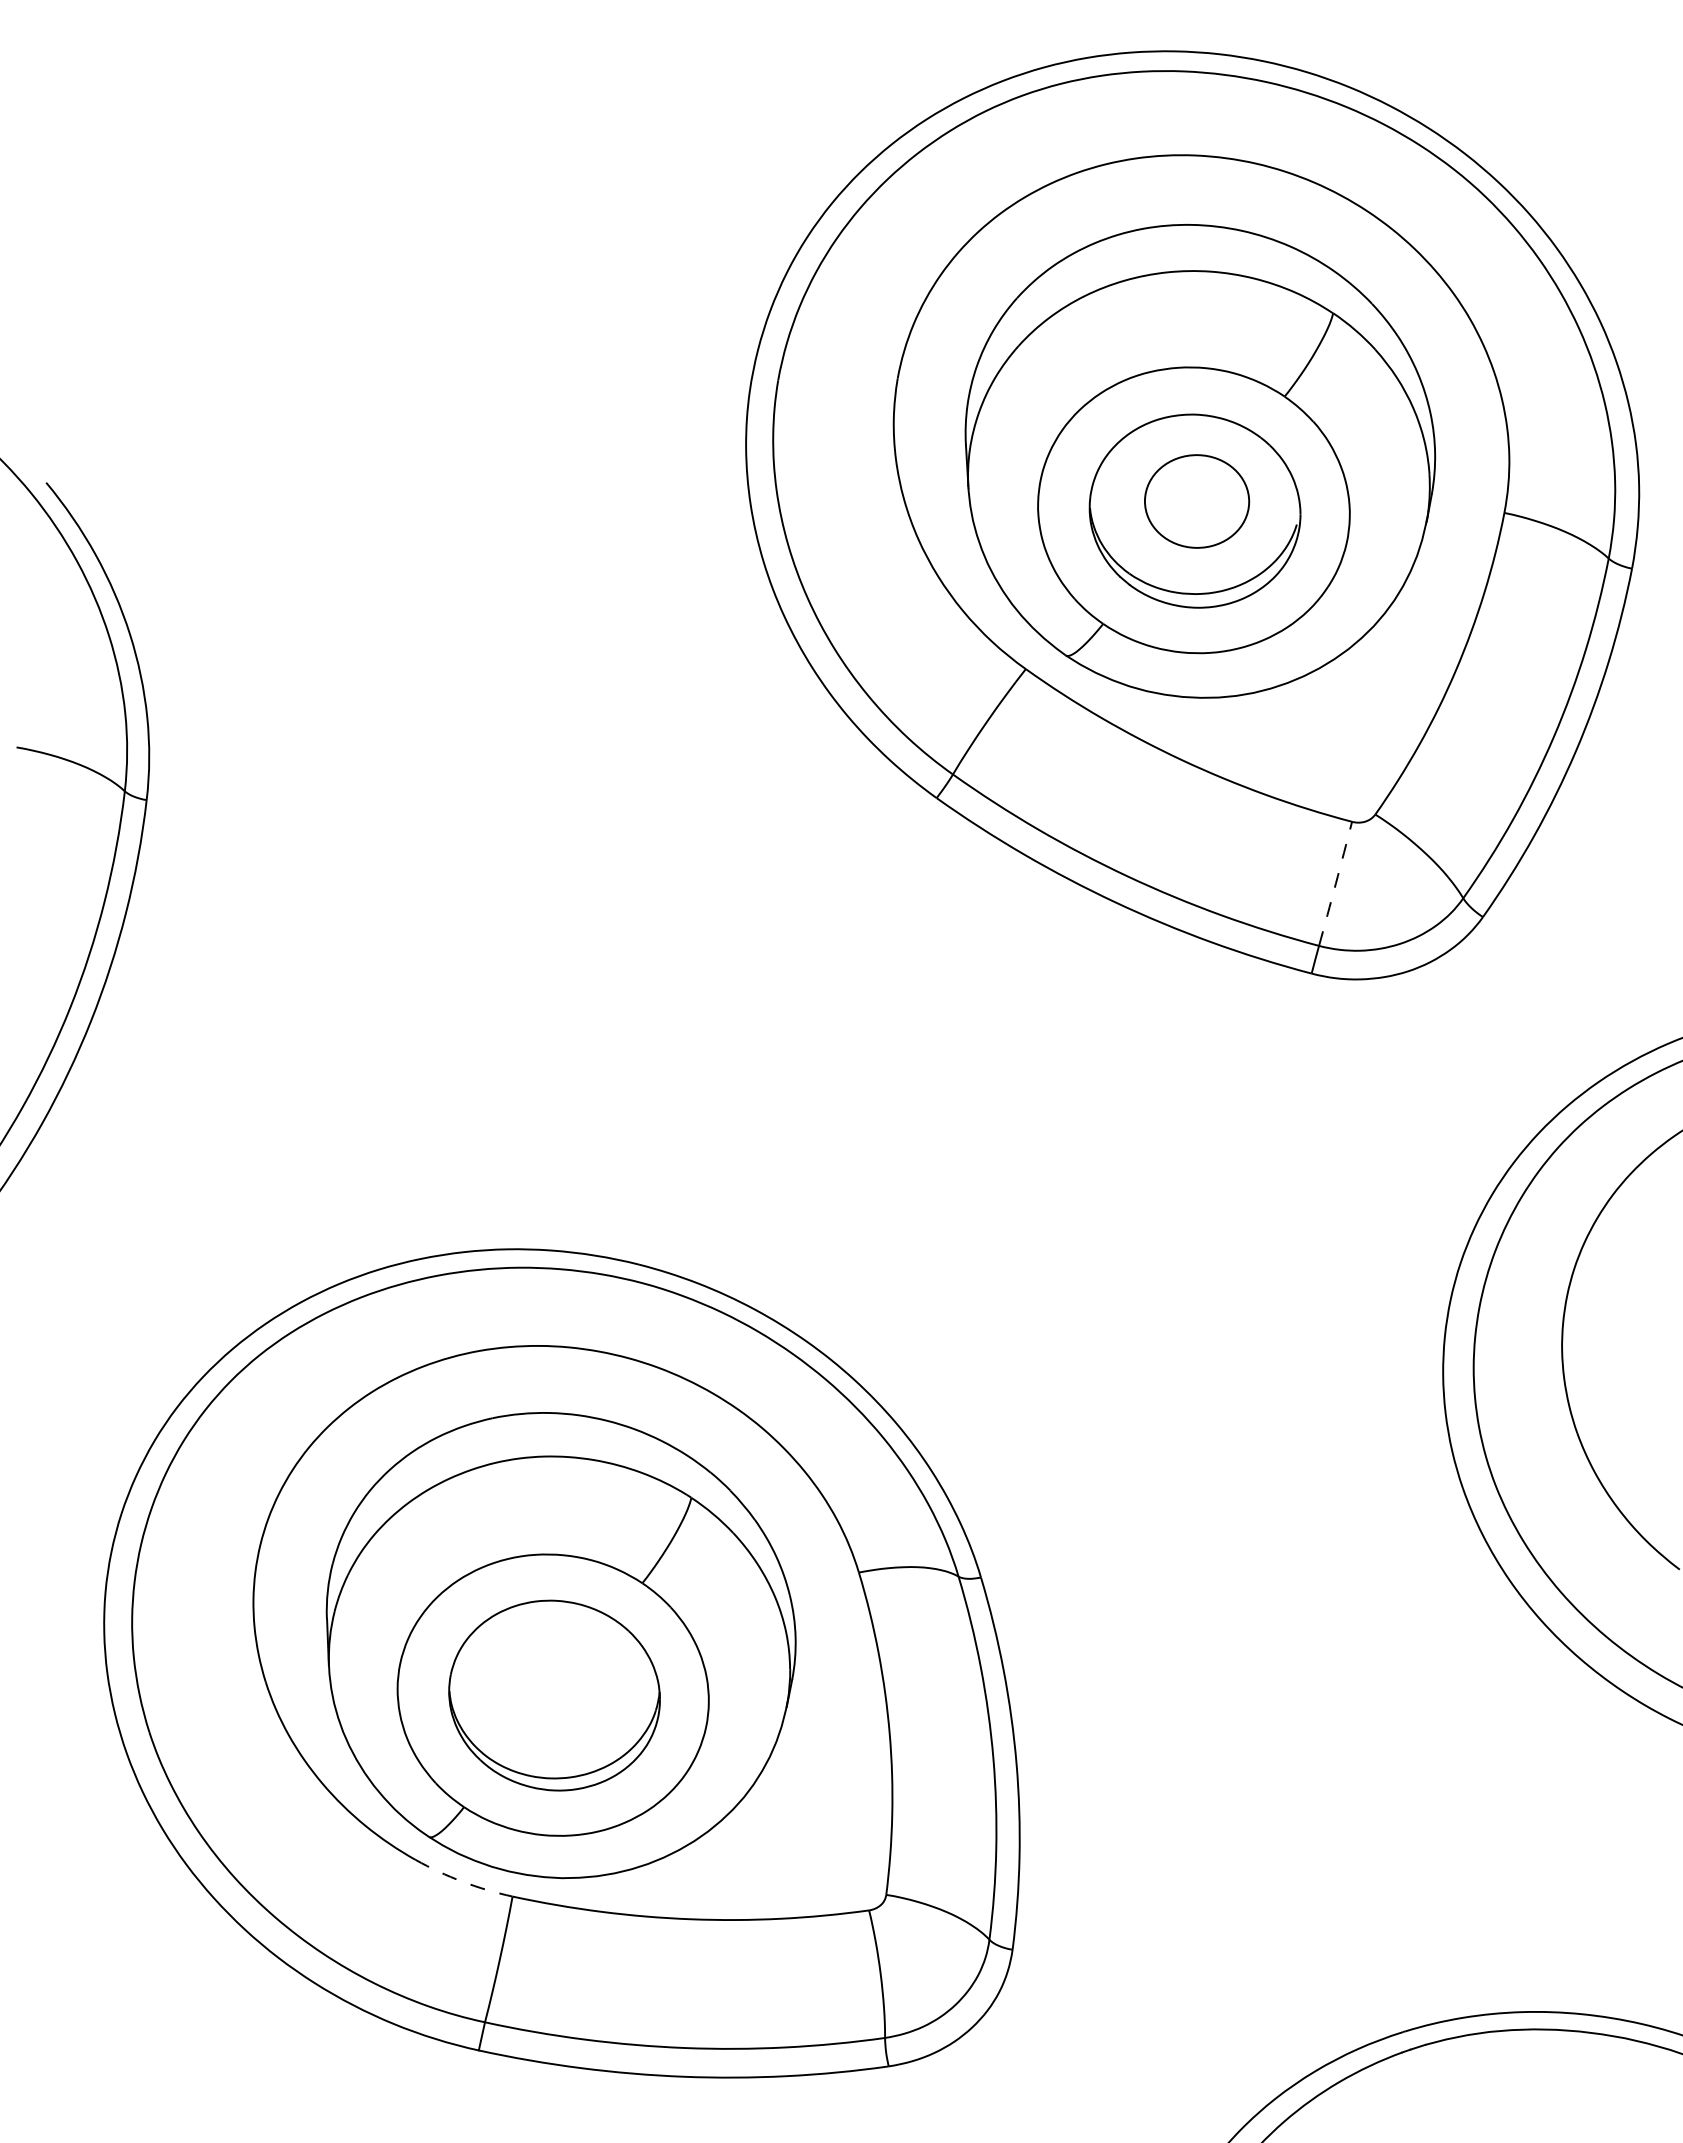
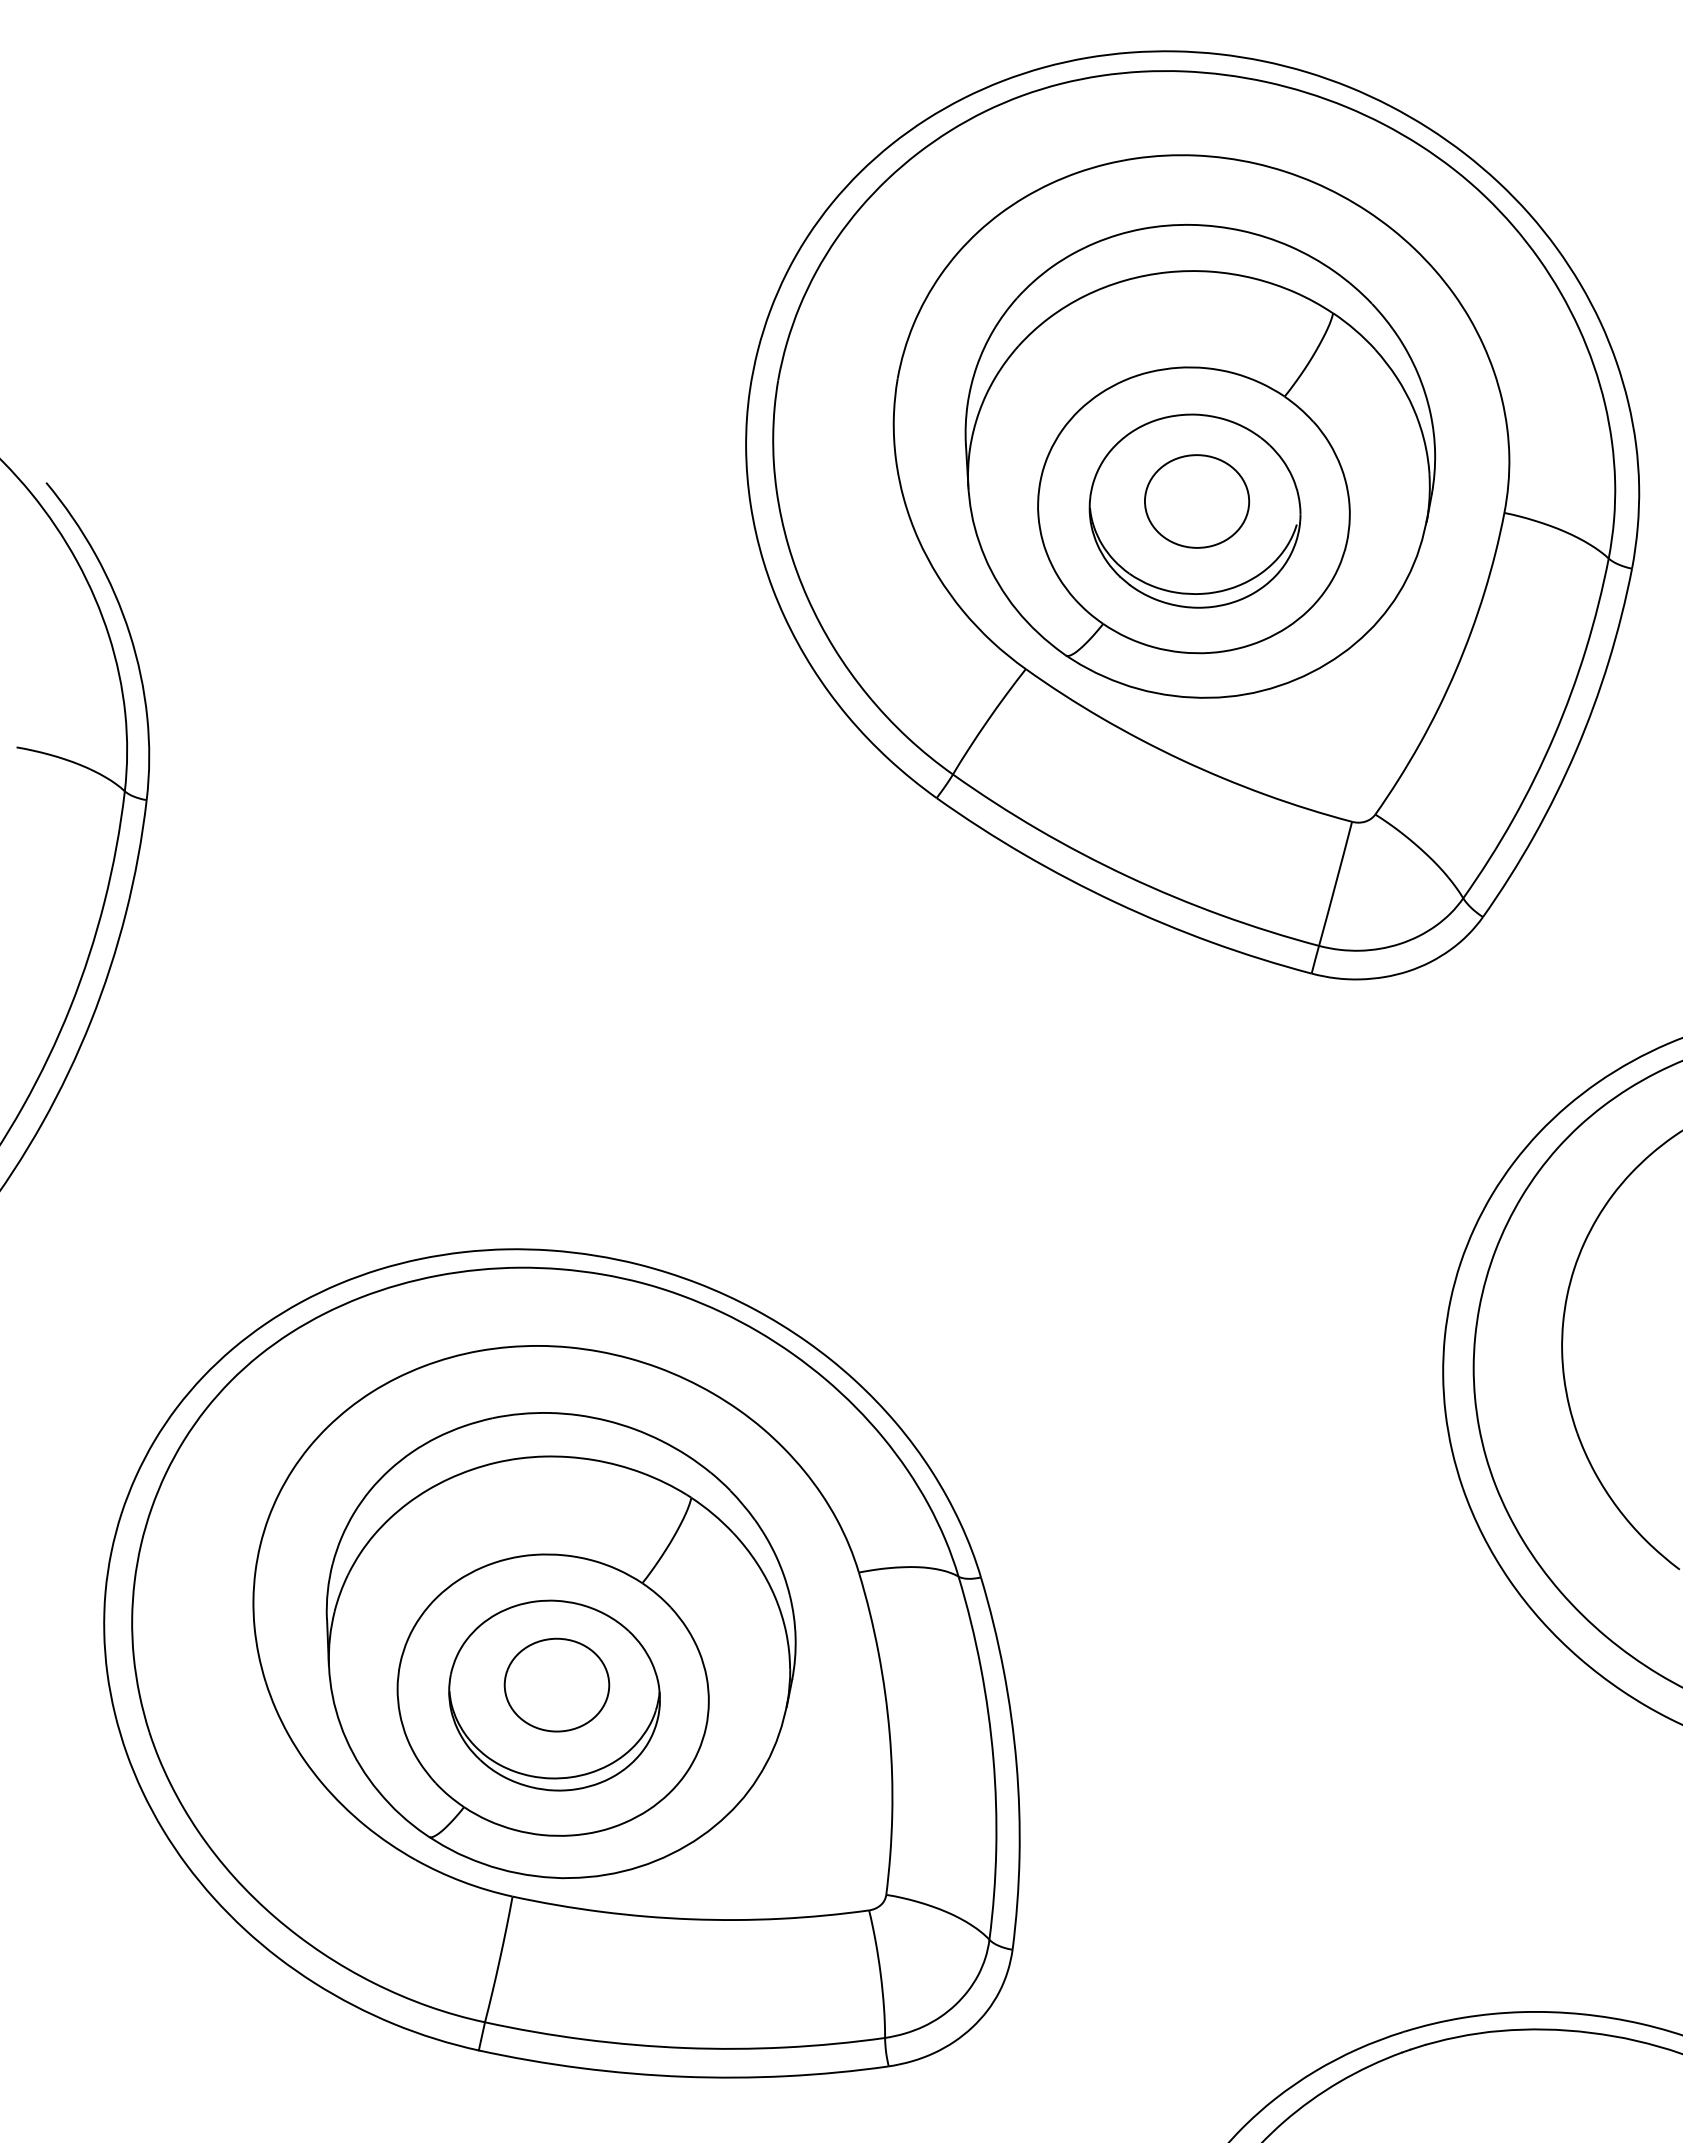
arc: dashed -> solid (1335, 883)
part: none -> present (556, 1684)
arc: dashed -> solid (462, 1881)
